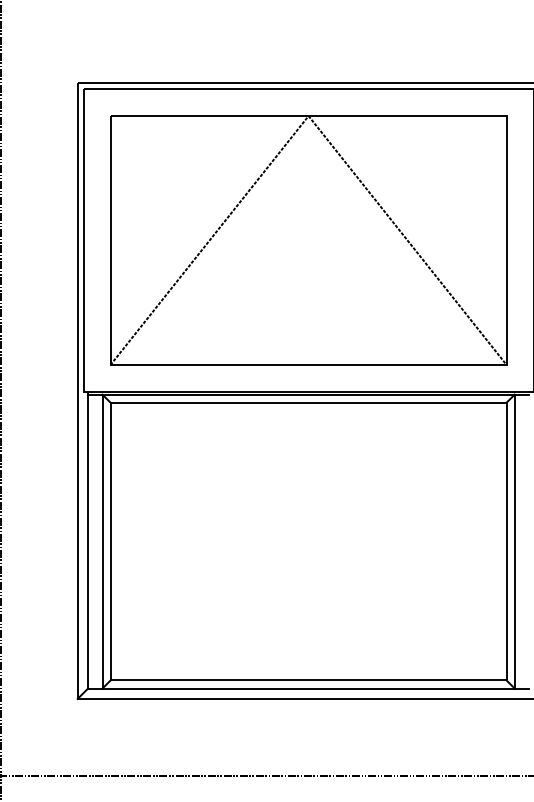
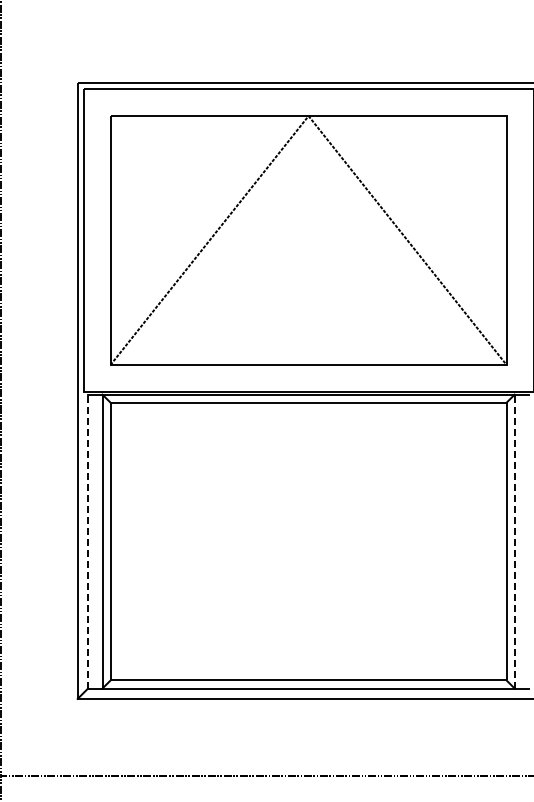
line: solid -> dashed (88, 539)
line: solid -> dashed (514, 541)
